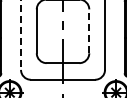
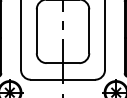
line: dashed -> solid (89, 31)
line: dashed -> solid (21, 35)
